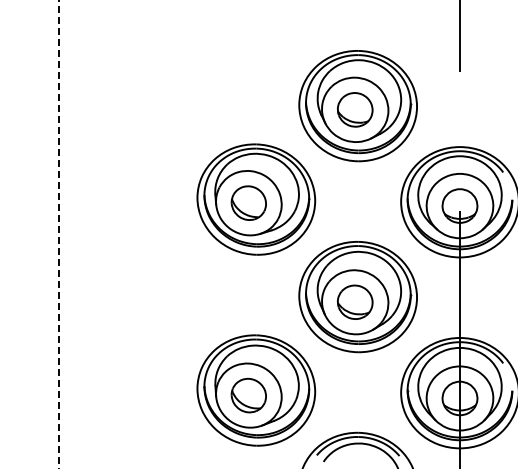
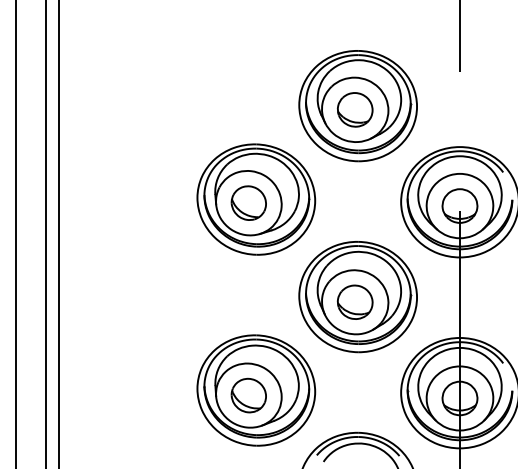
line: none -> present (15, 233)
line: none -> present (45, 233)
line: dashed -> solid (58, 234)
